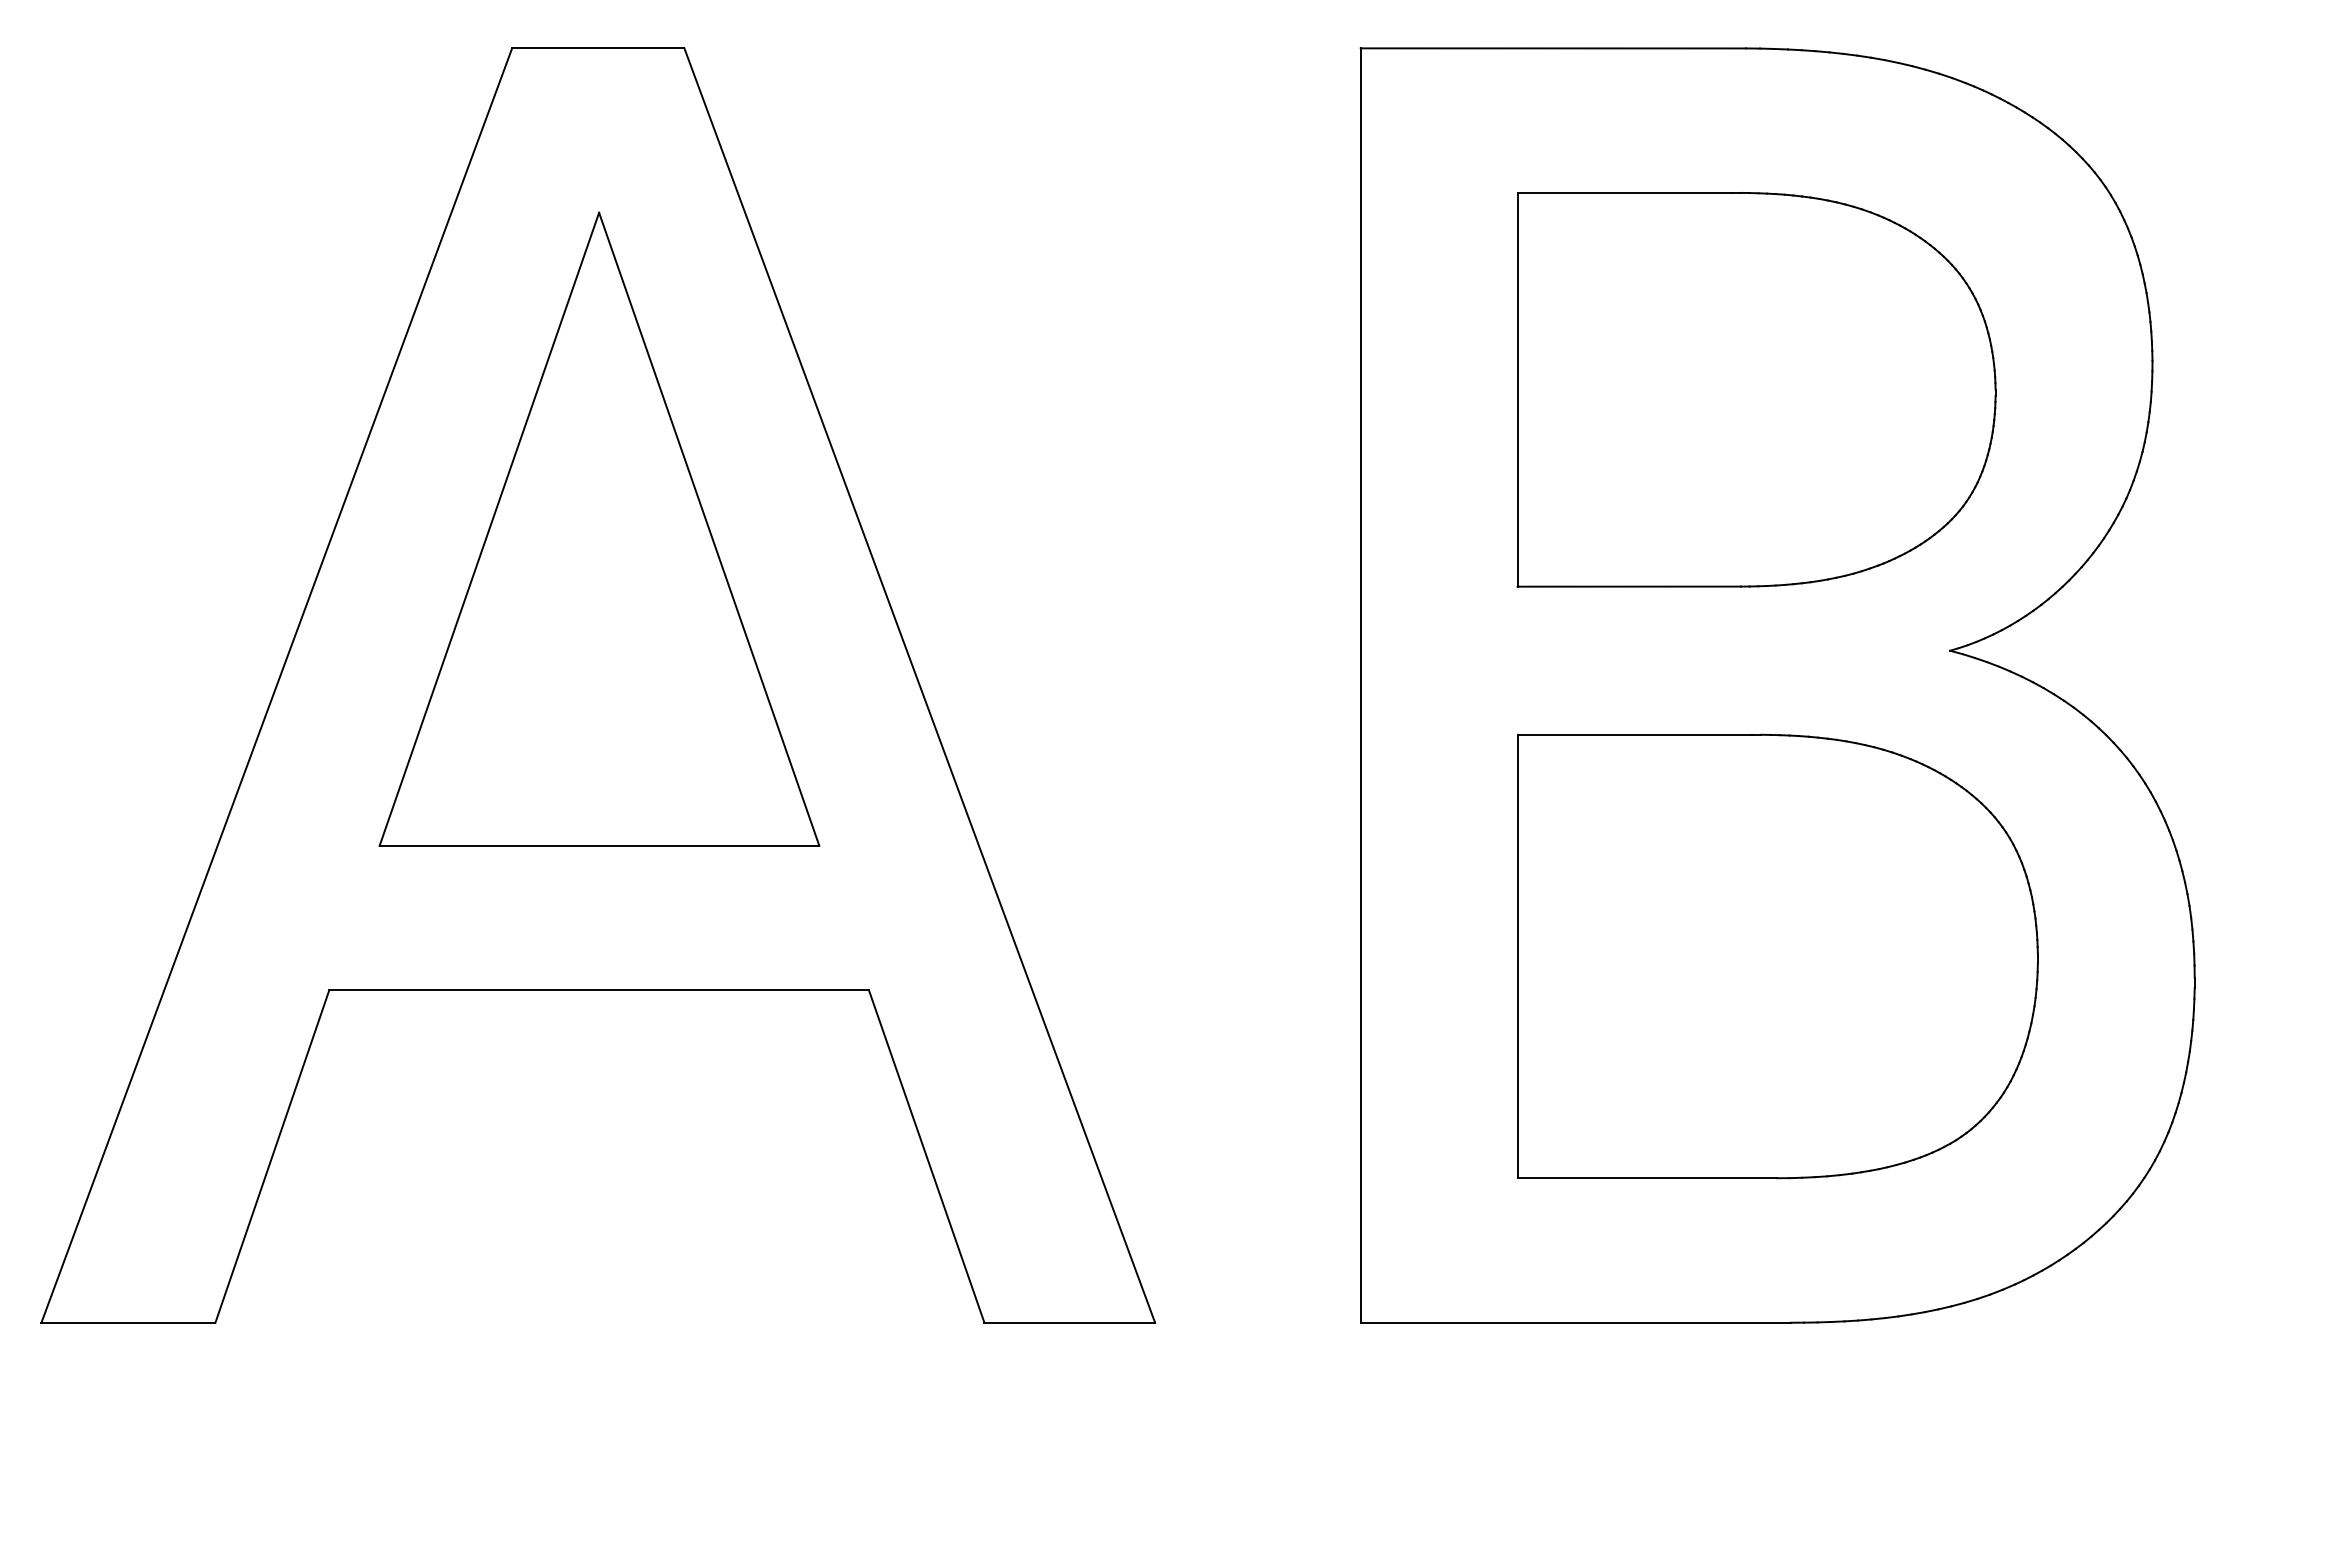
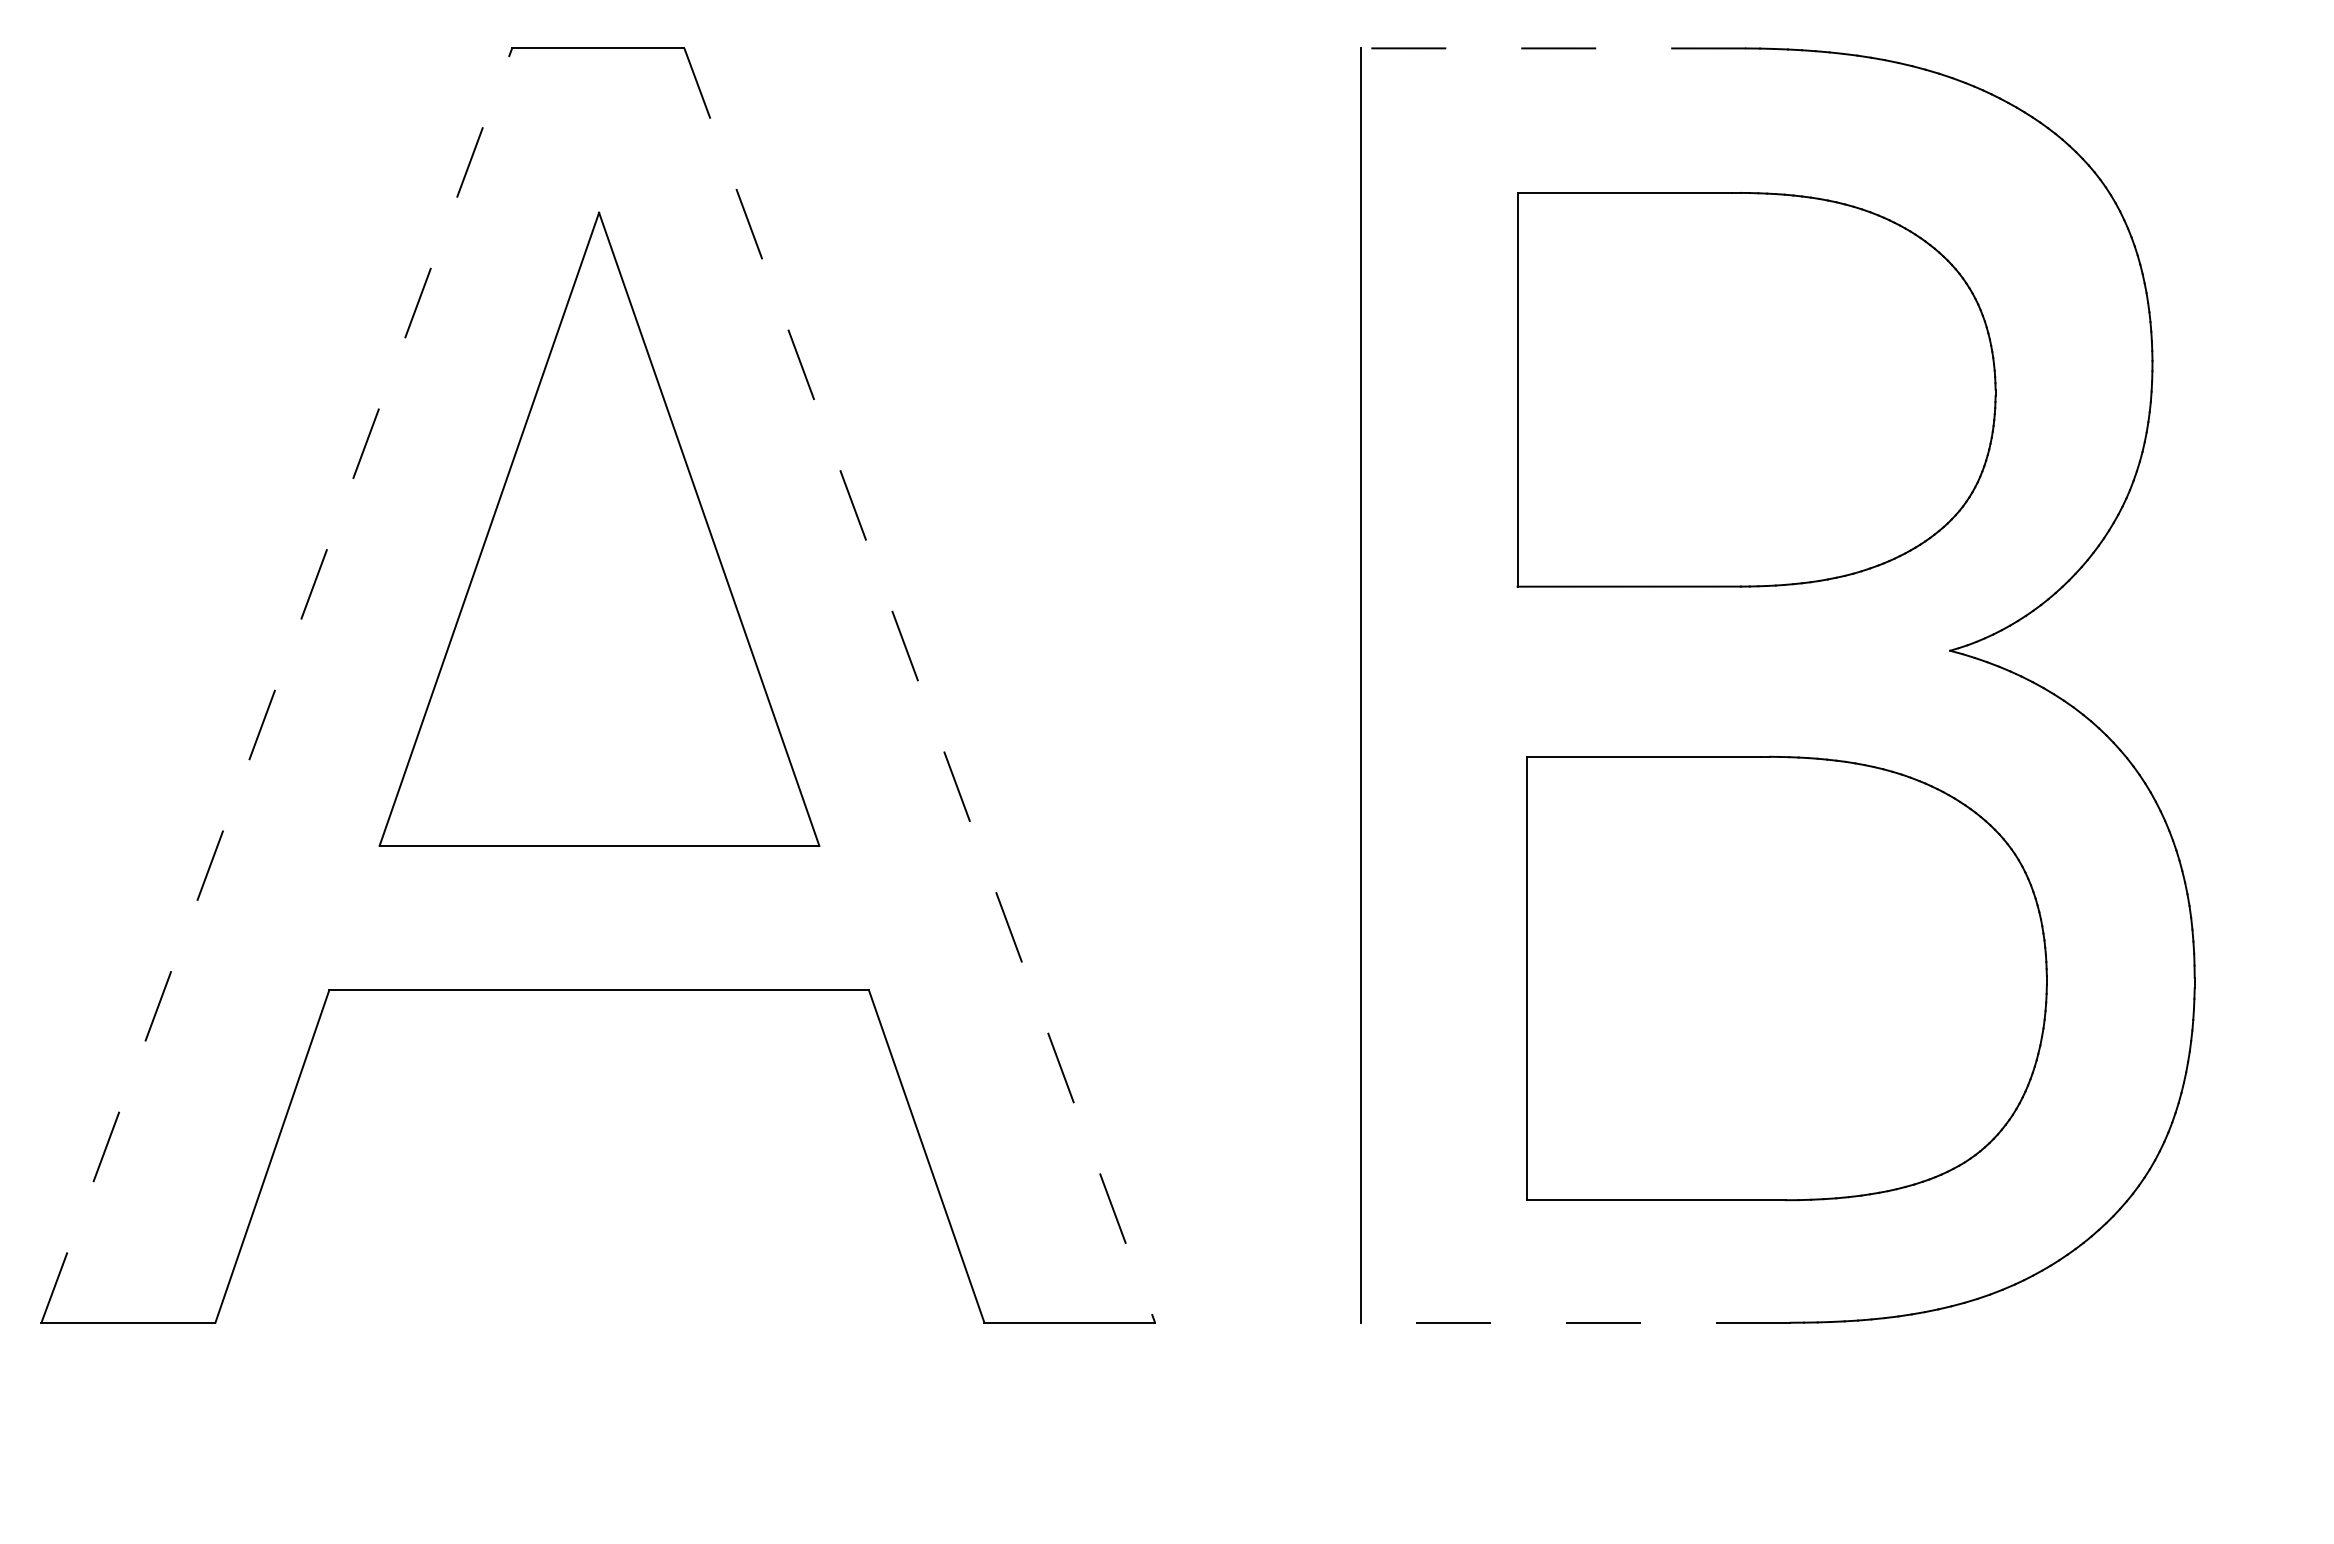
line: solid -> dashed (1553, 48)
line: solid -> dashed (276, 685)
line: solid -> dashed (919, 686)
part position: (1777, 956) -> (1786, 978) (1786, 978)
line: solid -> dashed (1575, 1322)
